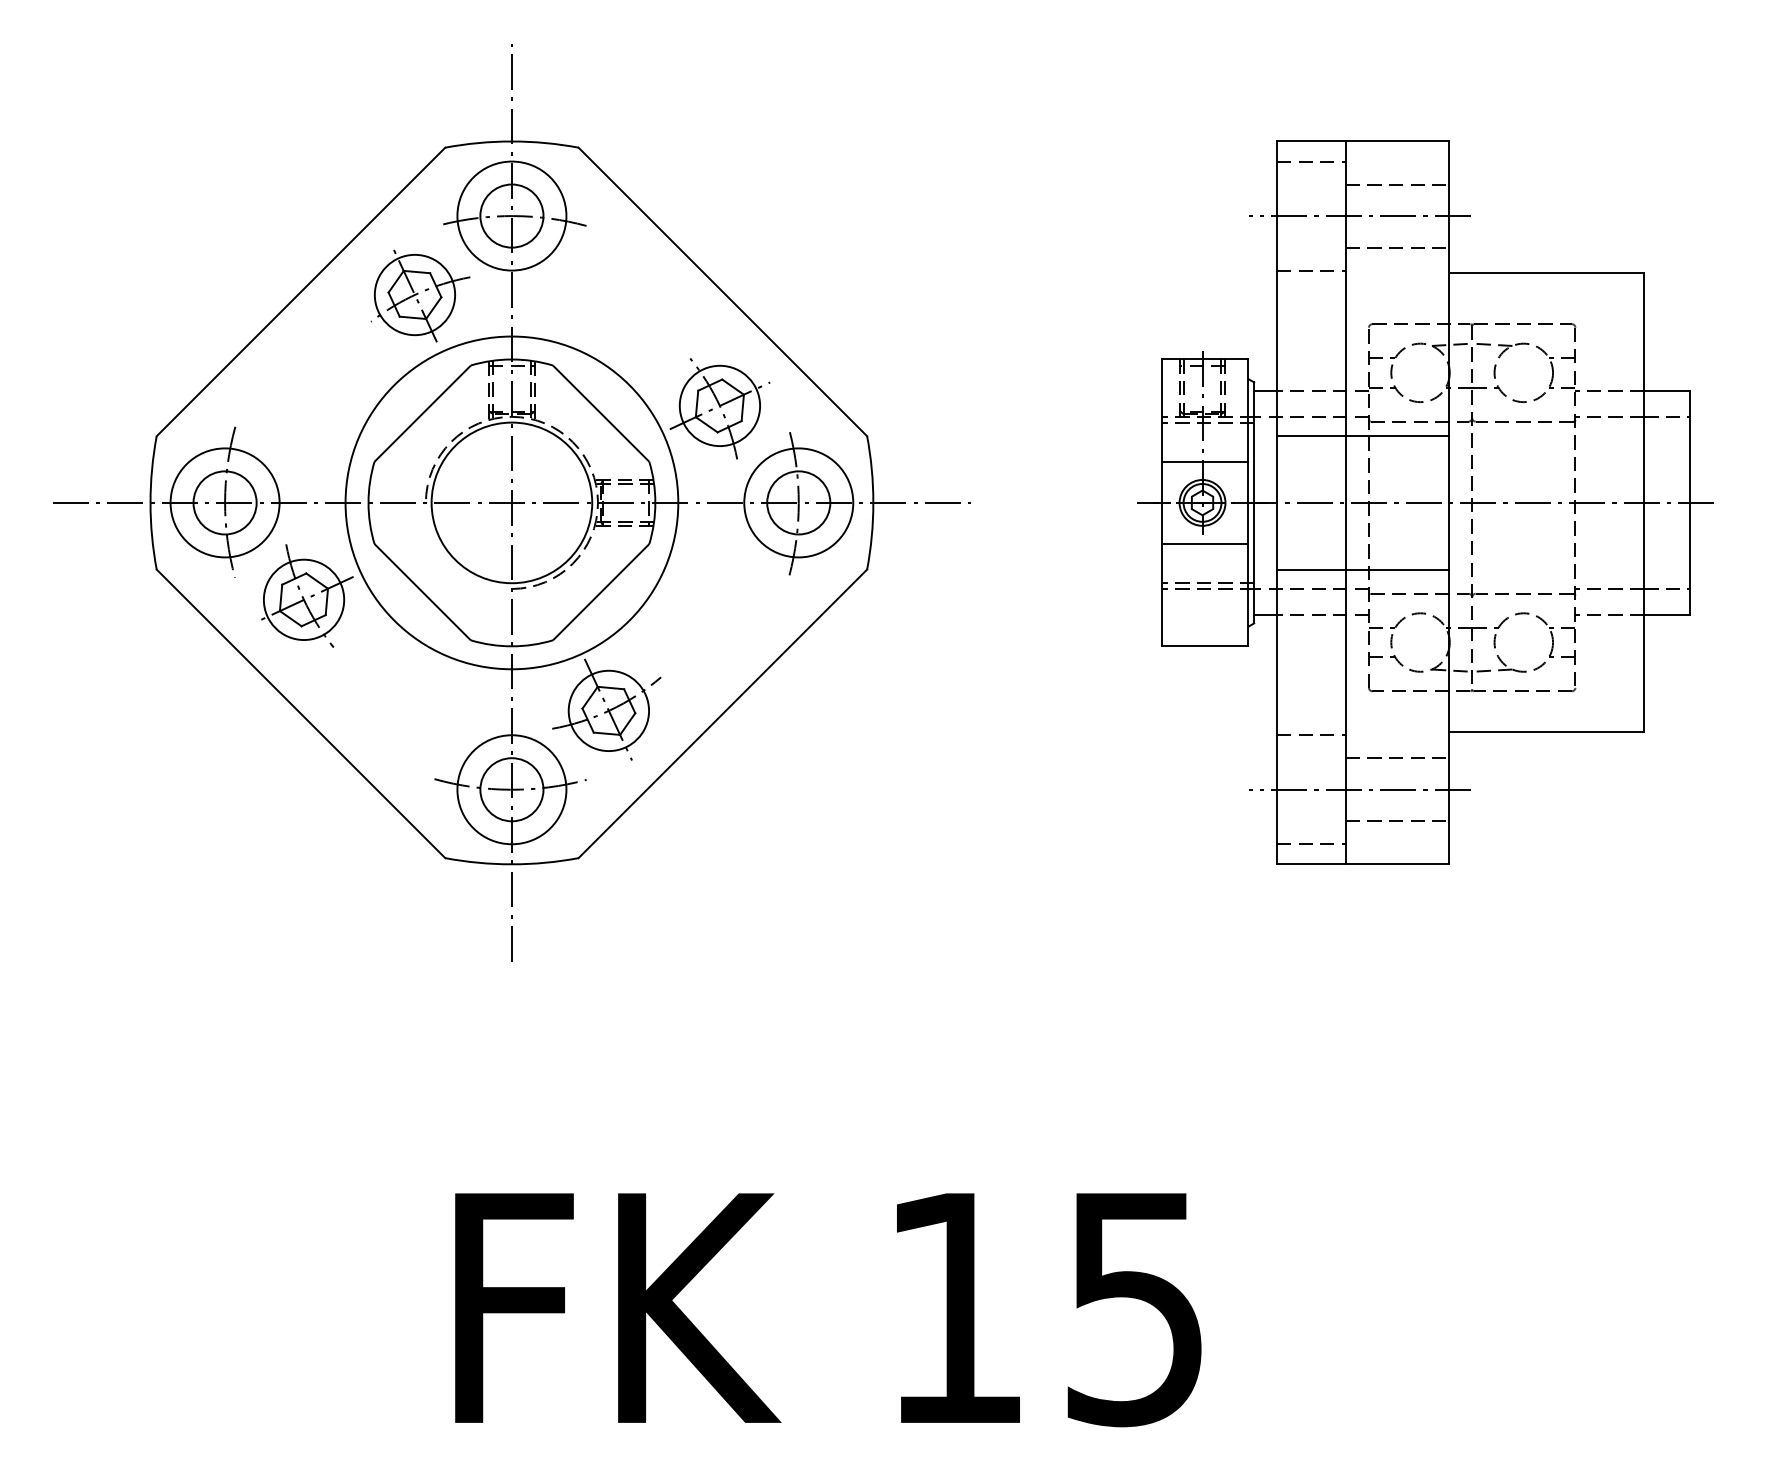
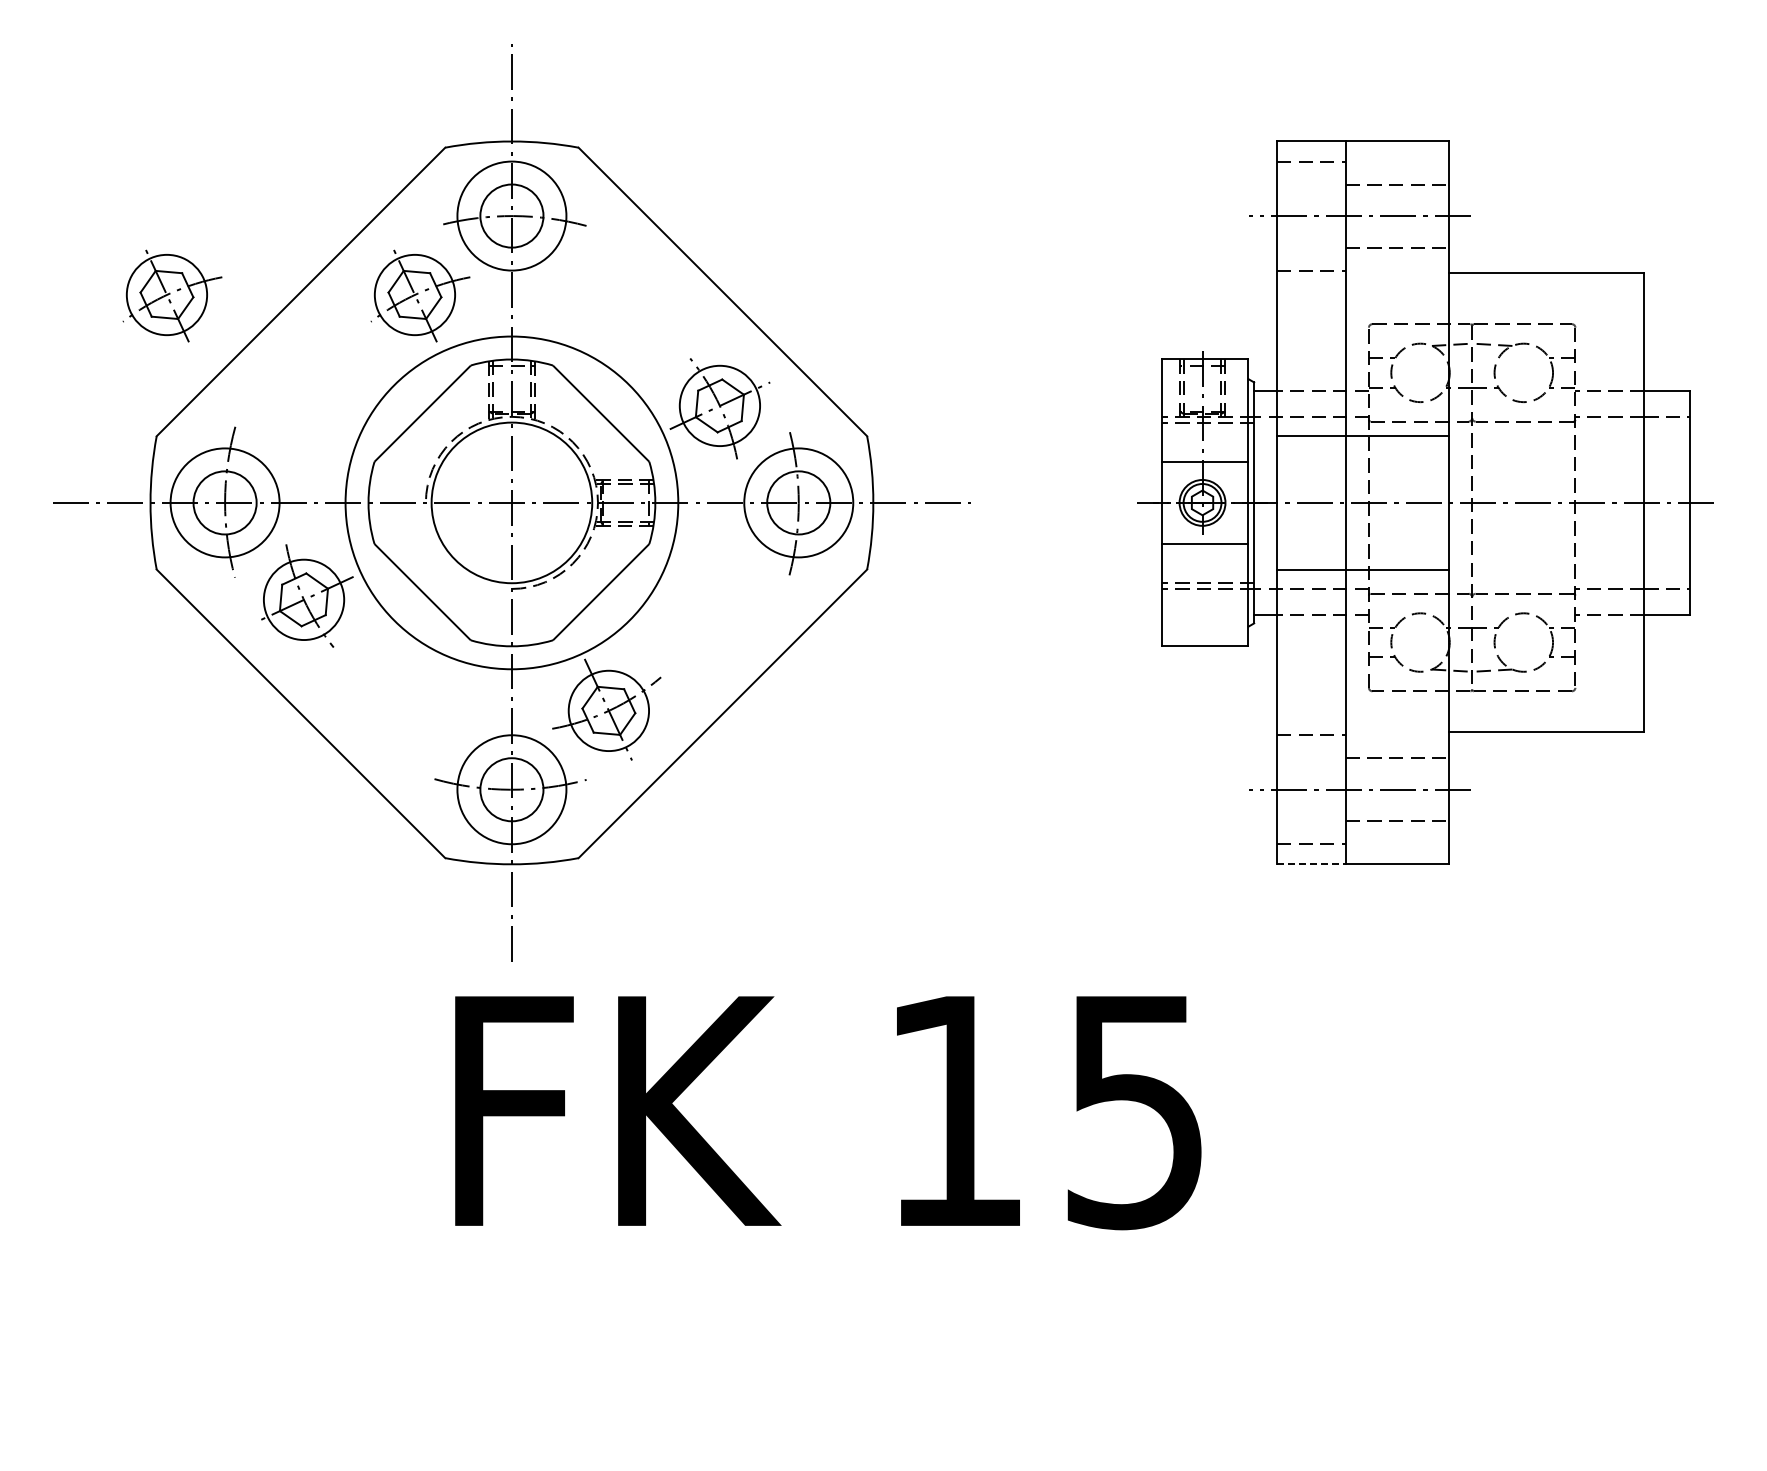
part: none -> present (172, 295)
line: solid -> dashed (1312, 864)
text position: (828, 1310) -> (828, 1113) (828, 1113)
